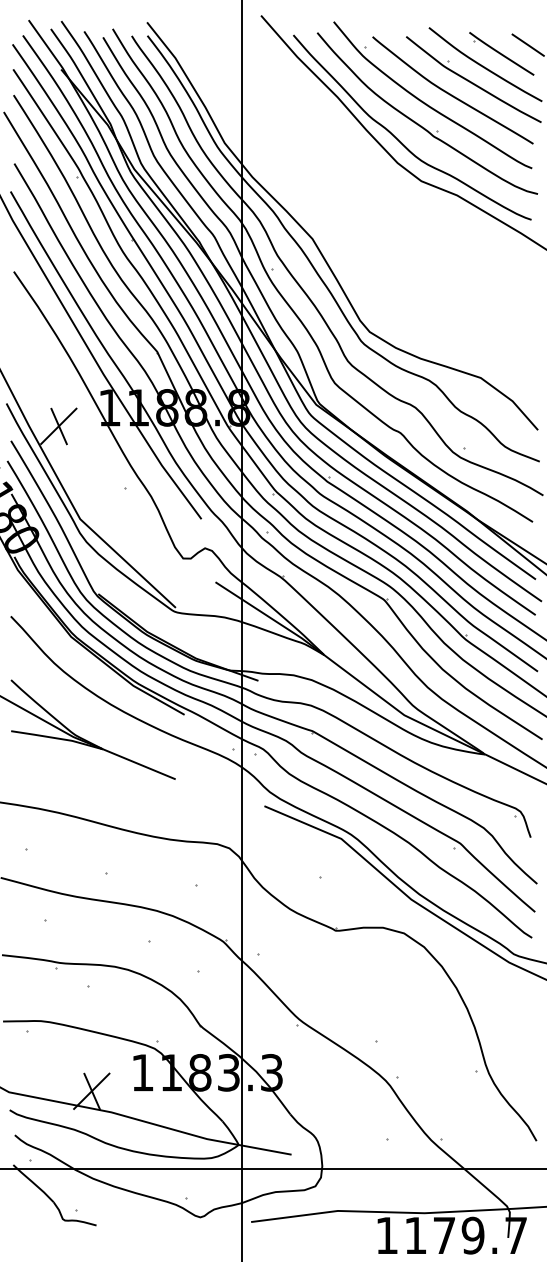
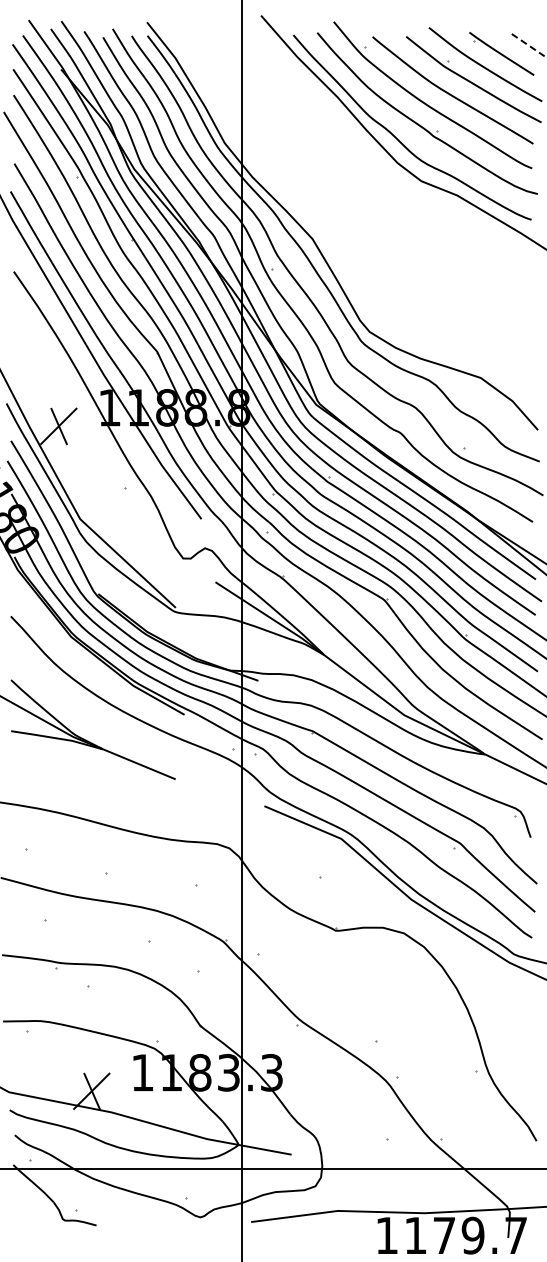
line: solid -> dashed (529, 45)
